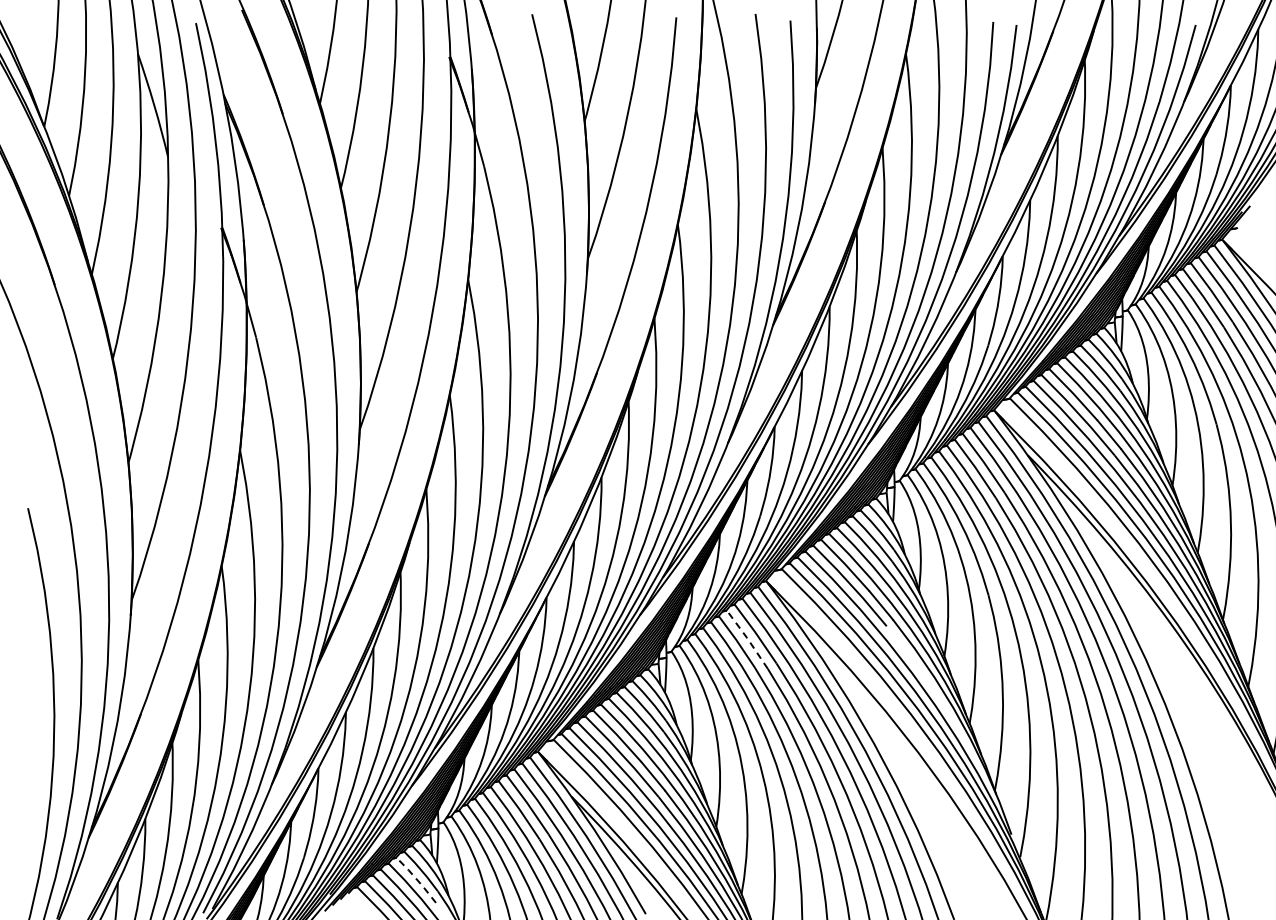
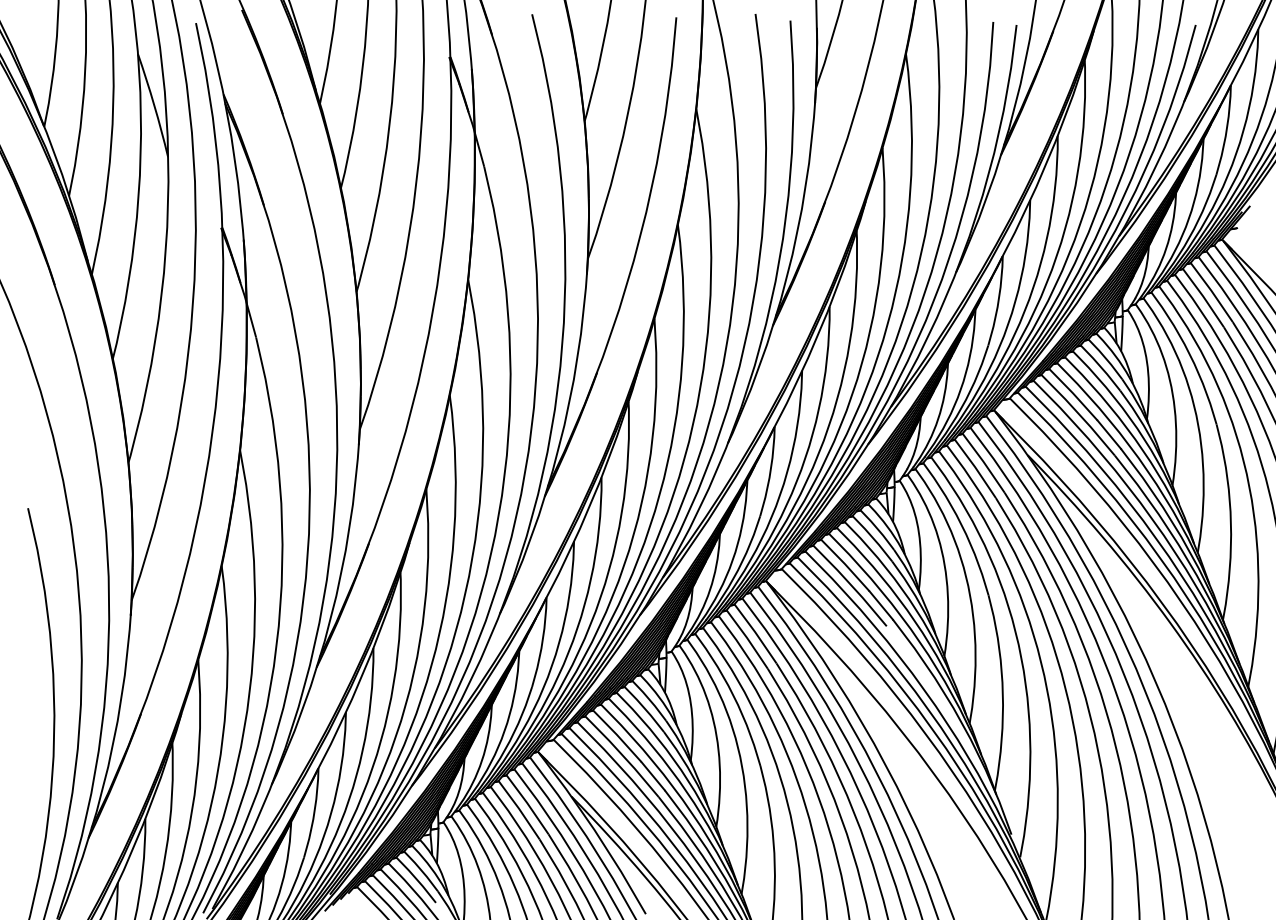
line: dashed -> solid (747, 638)
line: dashed -> solid (417, 879)
